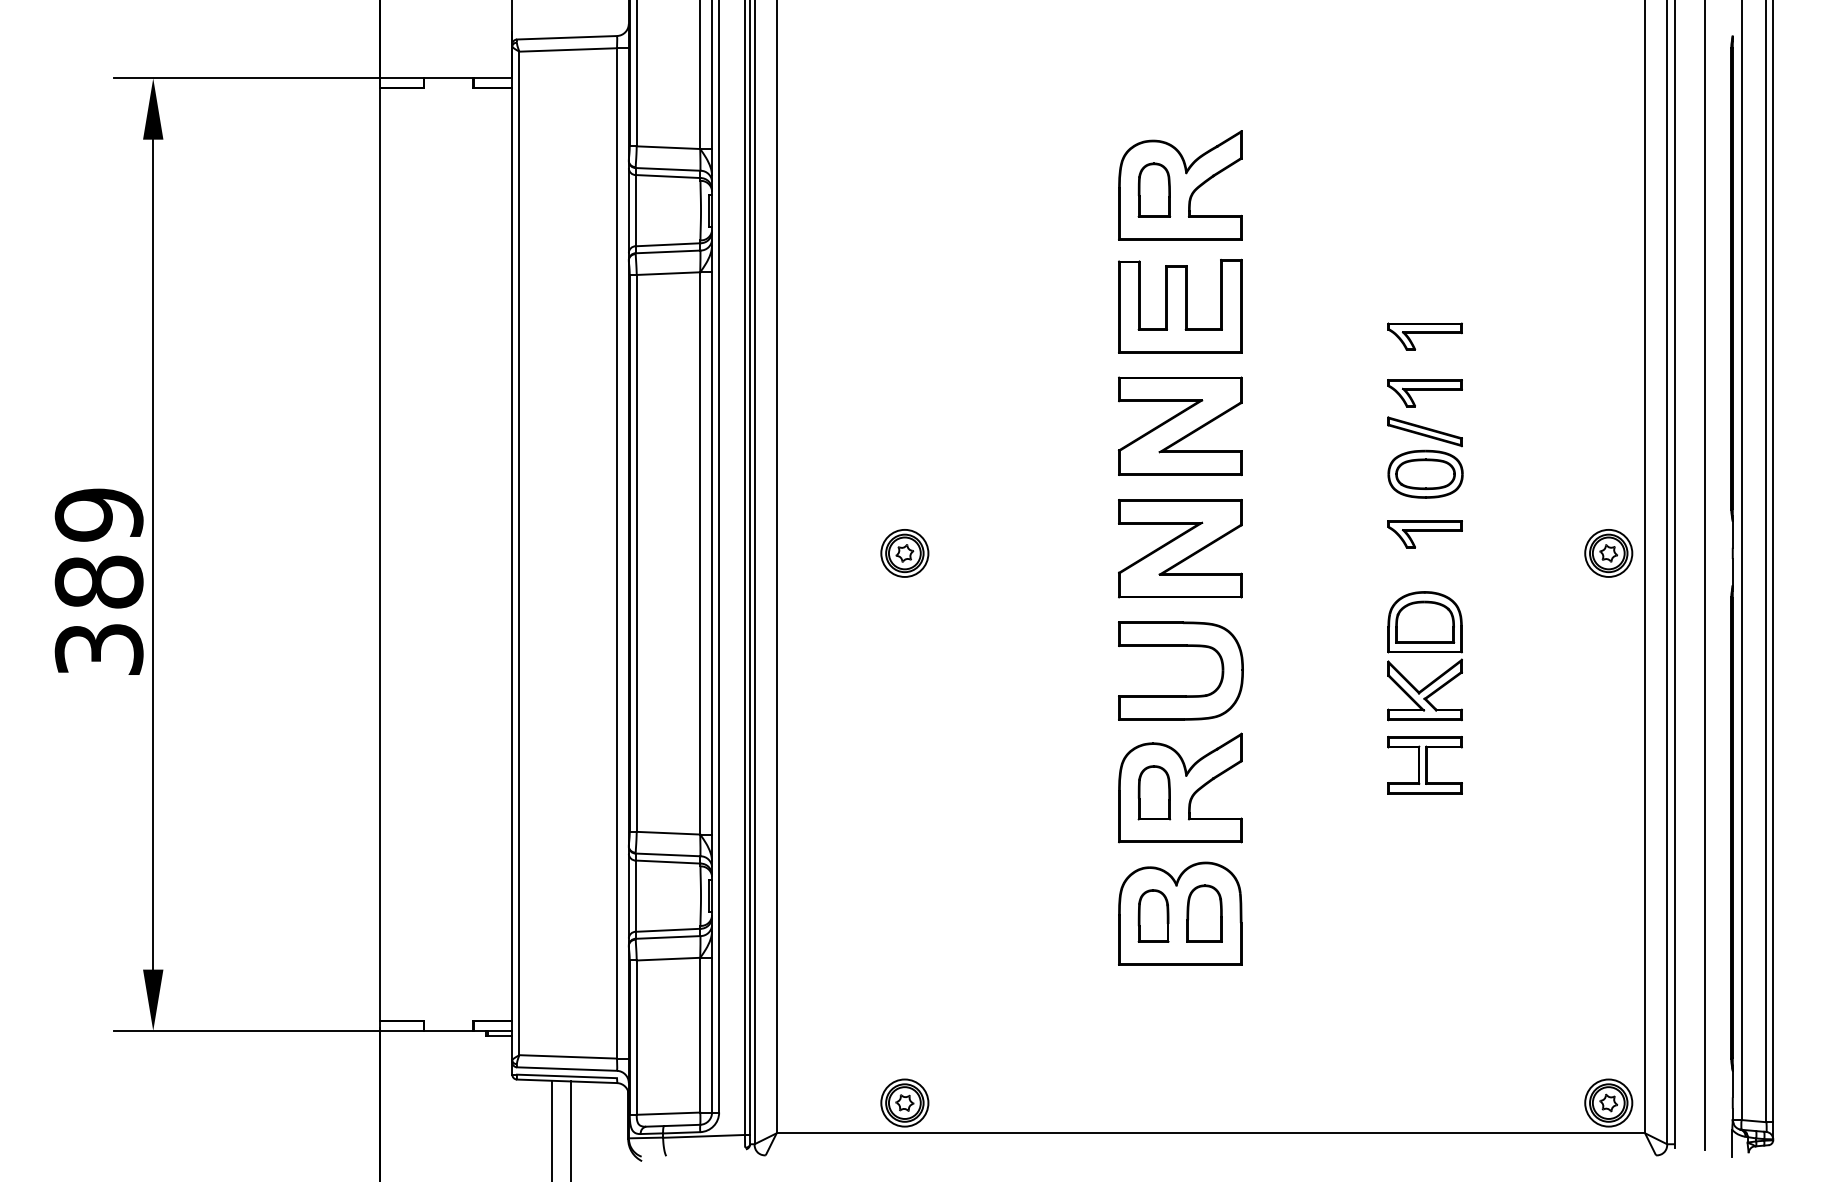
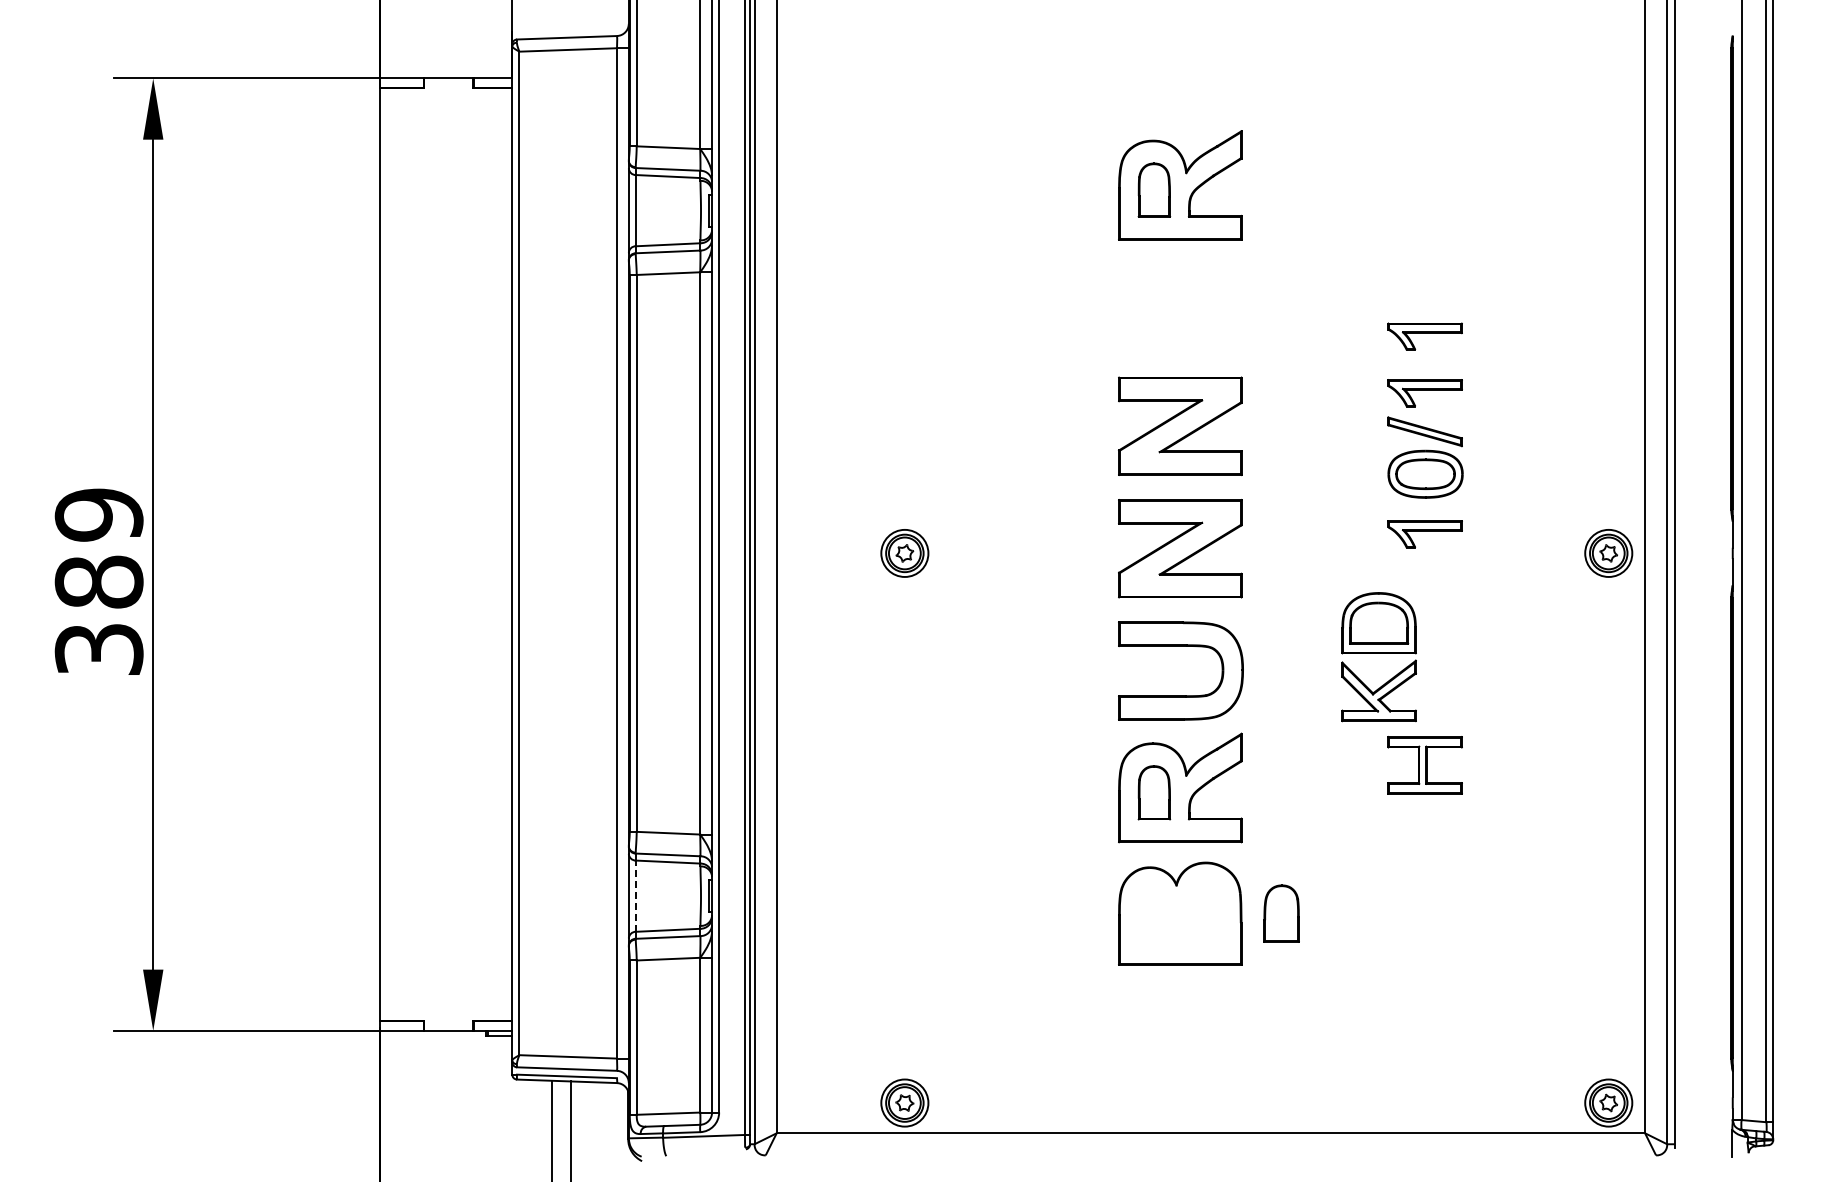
part: present -> none (1180, 305)
line: present -> none (1704, 576)
part position: (1424, 656) -> (1378, 657) (1378, 657)
line: solid -> dashed (635, 896)
part position: (1204, 913) -> (1281, 913) (1281, 913)
part: present -> none (1153, 915)
